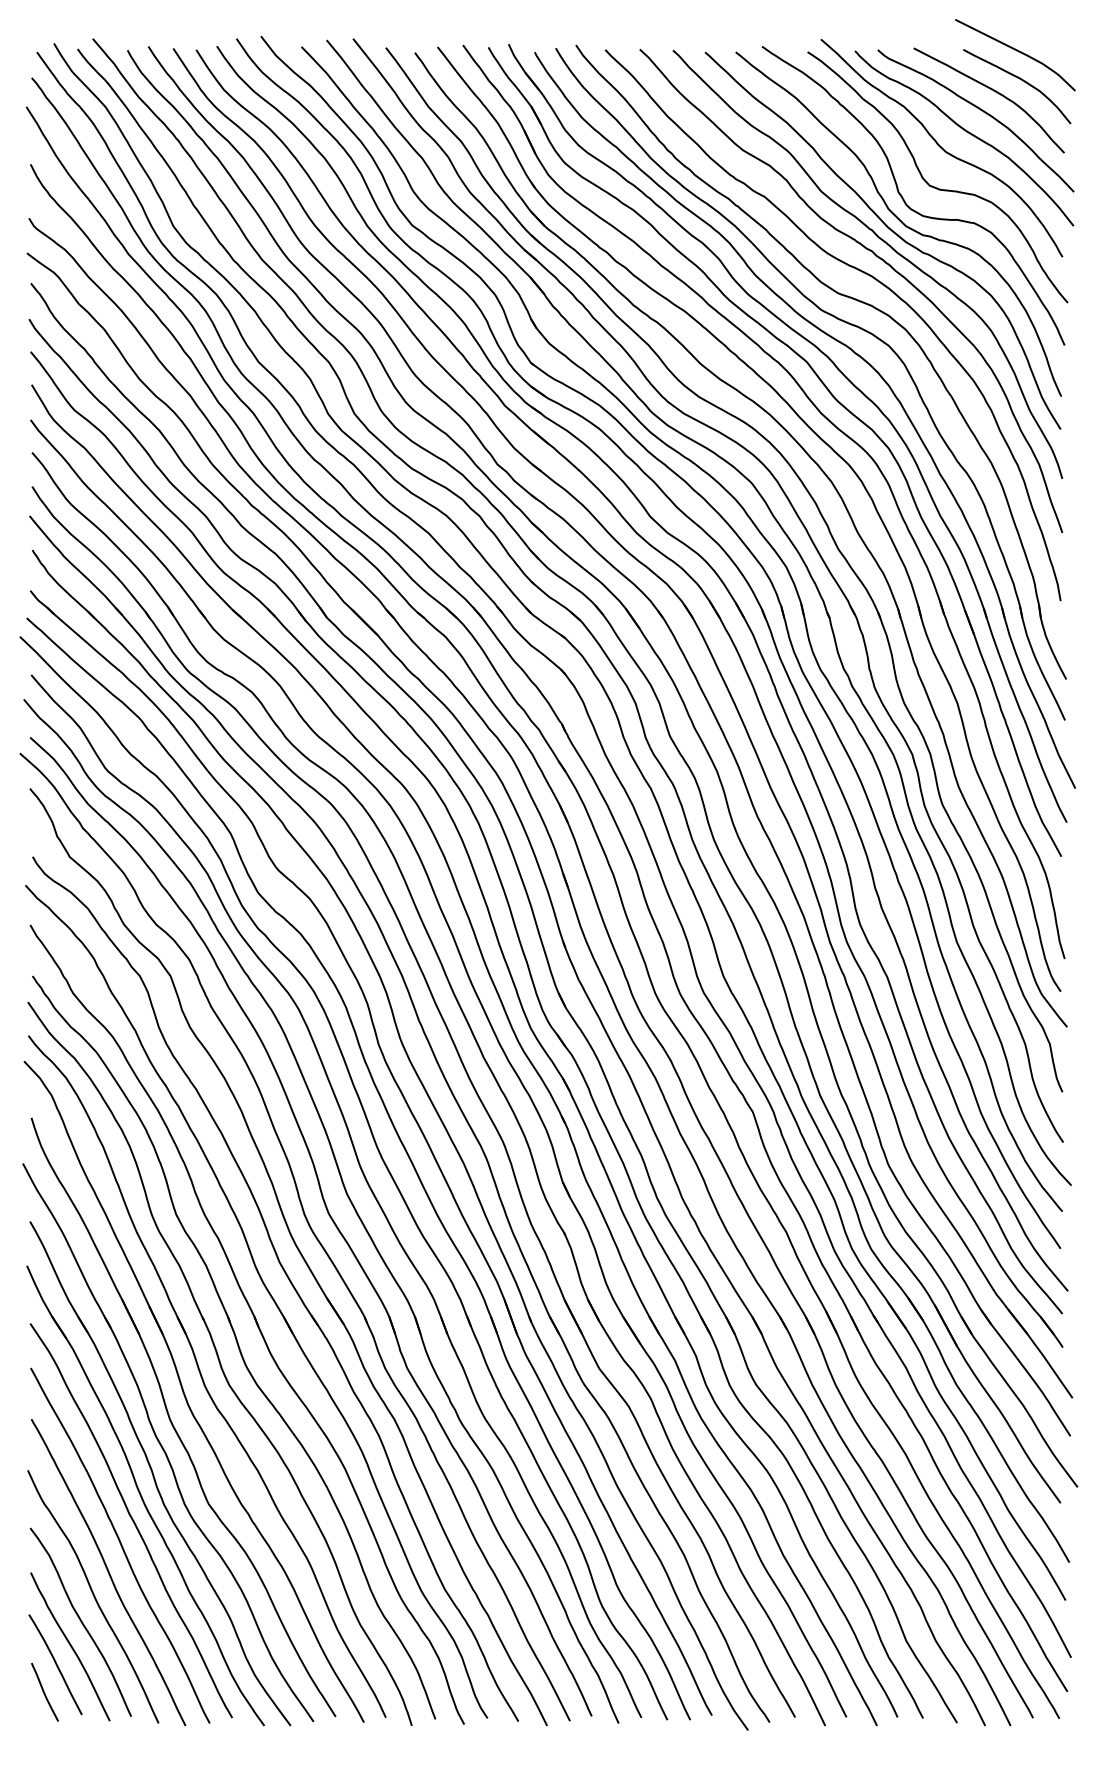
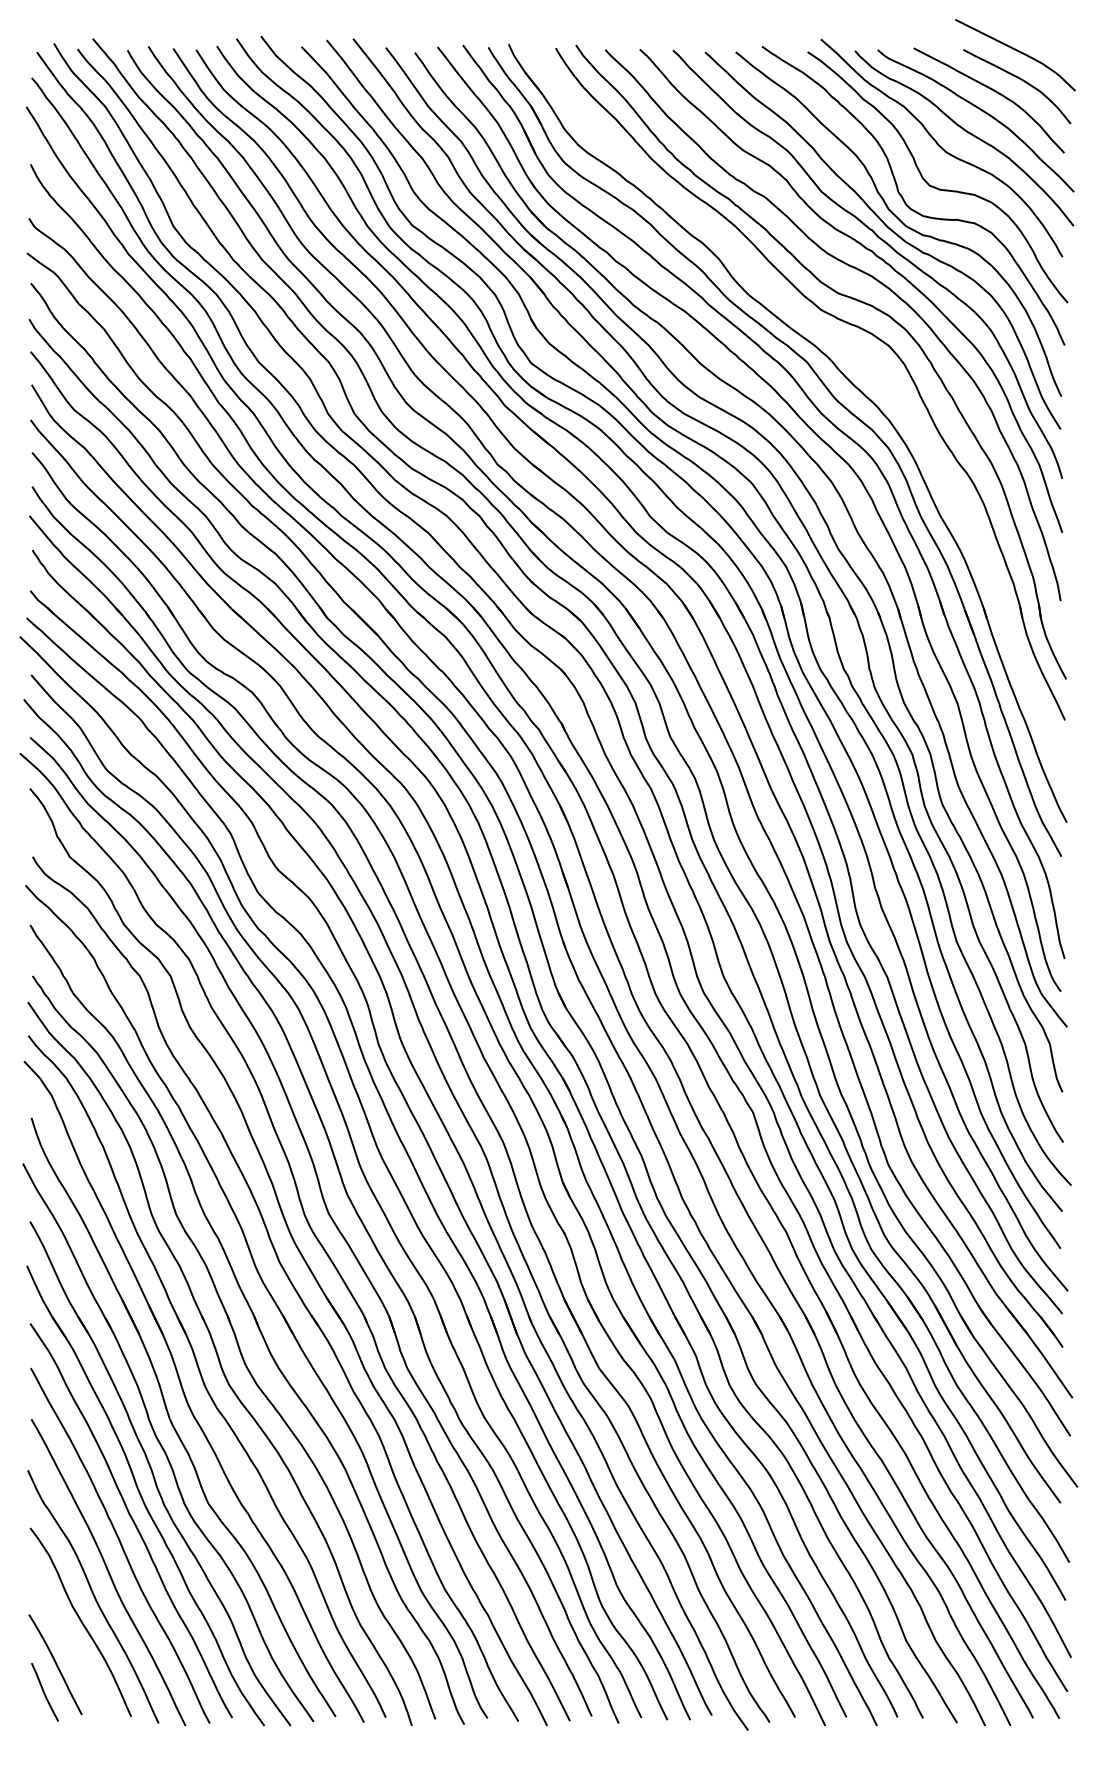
part: present -> none (856, 355)
curve: present -> none (70, 1646)
